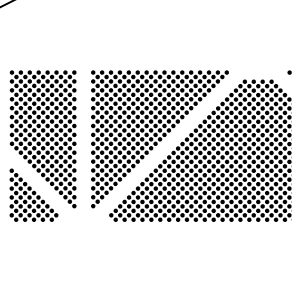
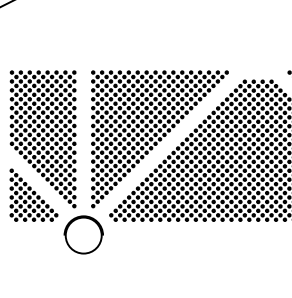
part: none -> present (83, 234)
